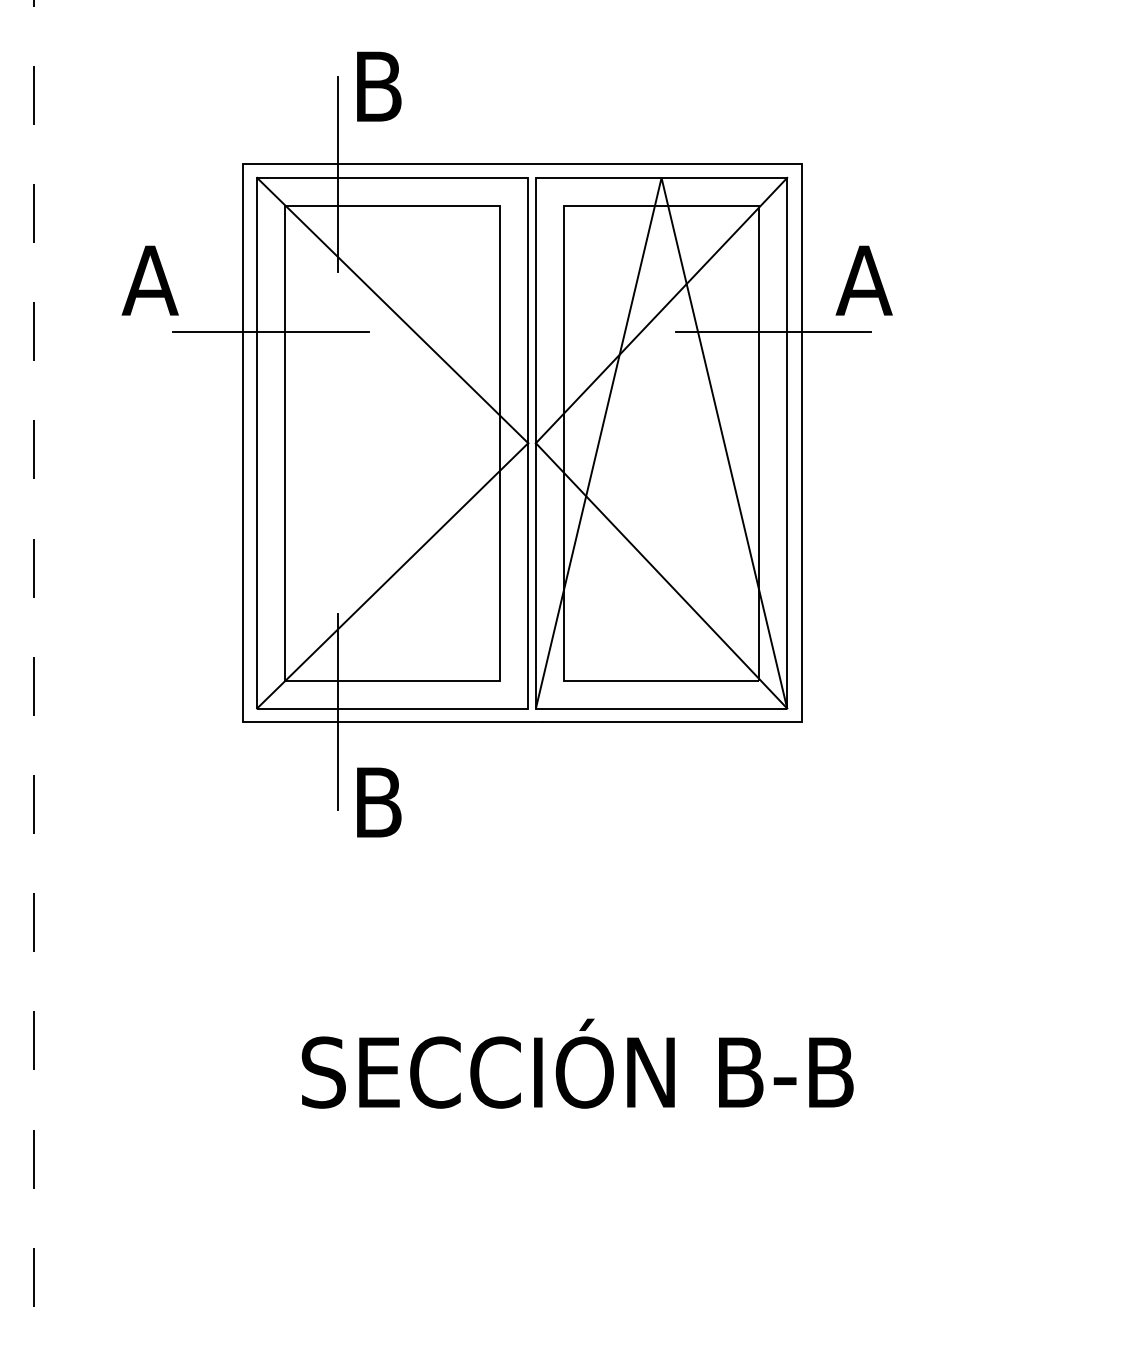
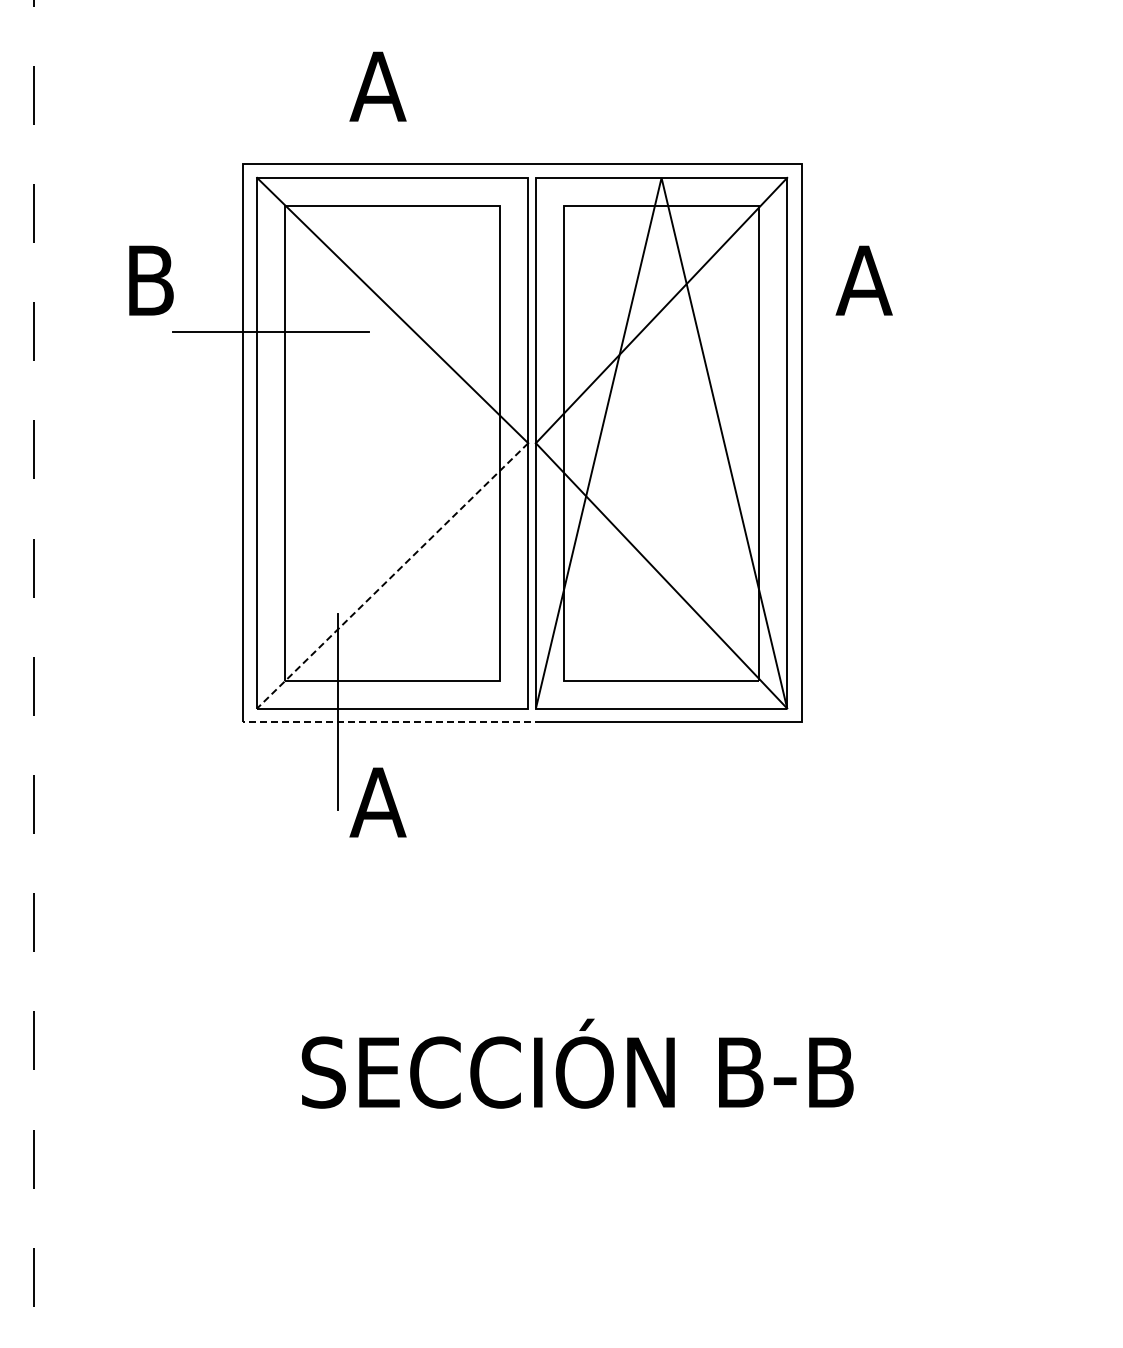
text: B -> A (377, 86)
line: present -> none (338, 174)
text: A -> B (149, 280)
line: present -> none (773, 332)
line: solid -> dashed (392, 575)
line: solid -> dashed (392, 722)
text: B -> A (377, 802)
